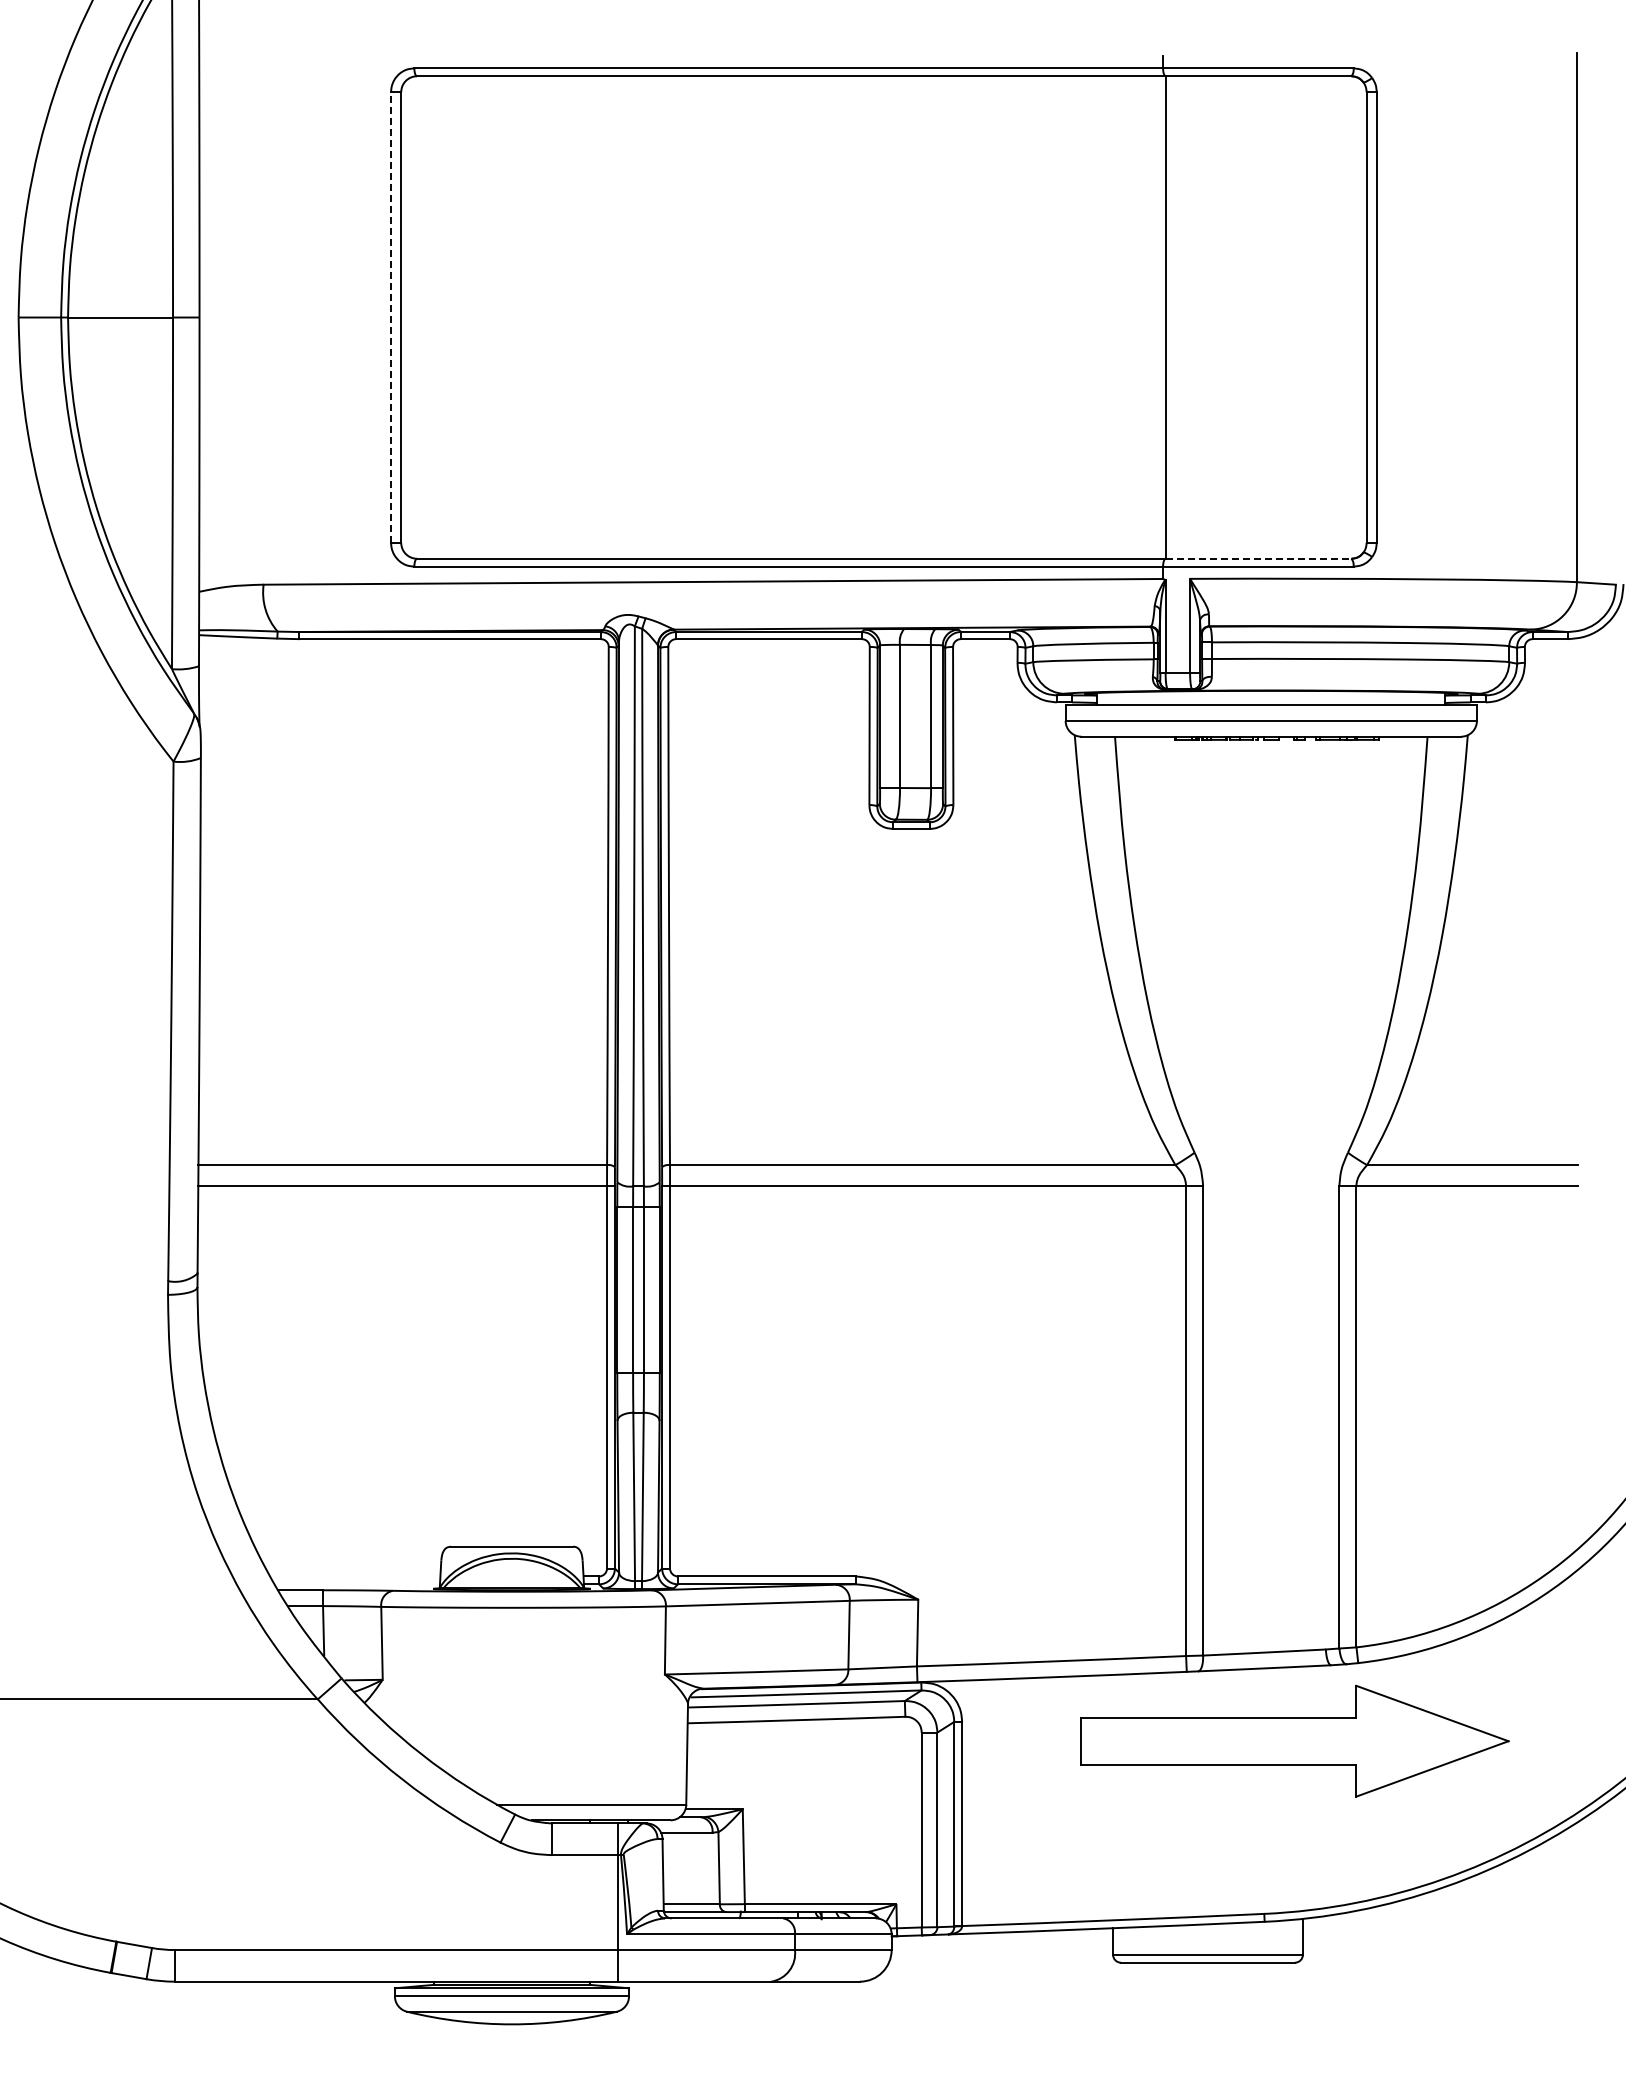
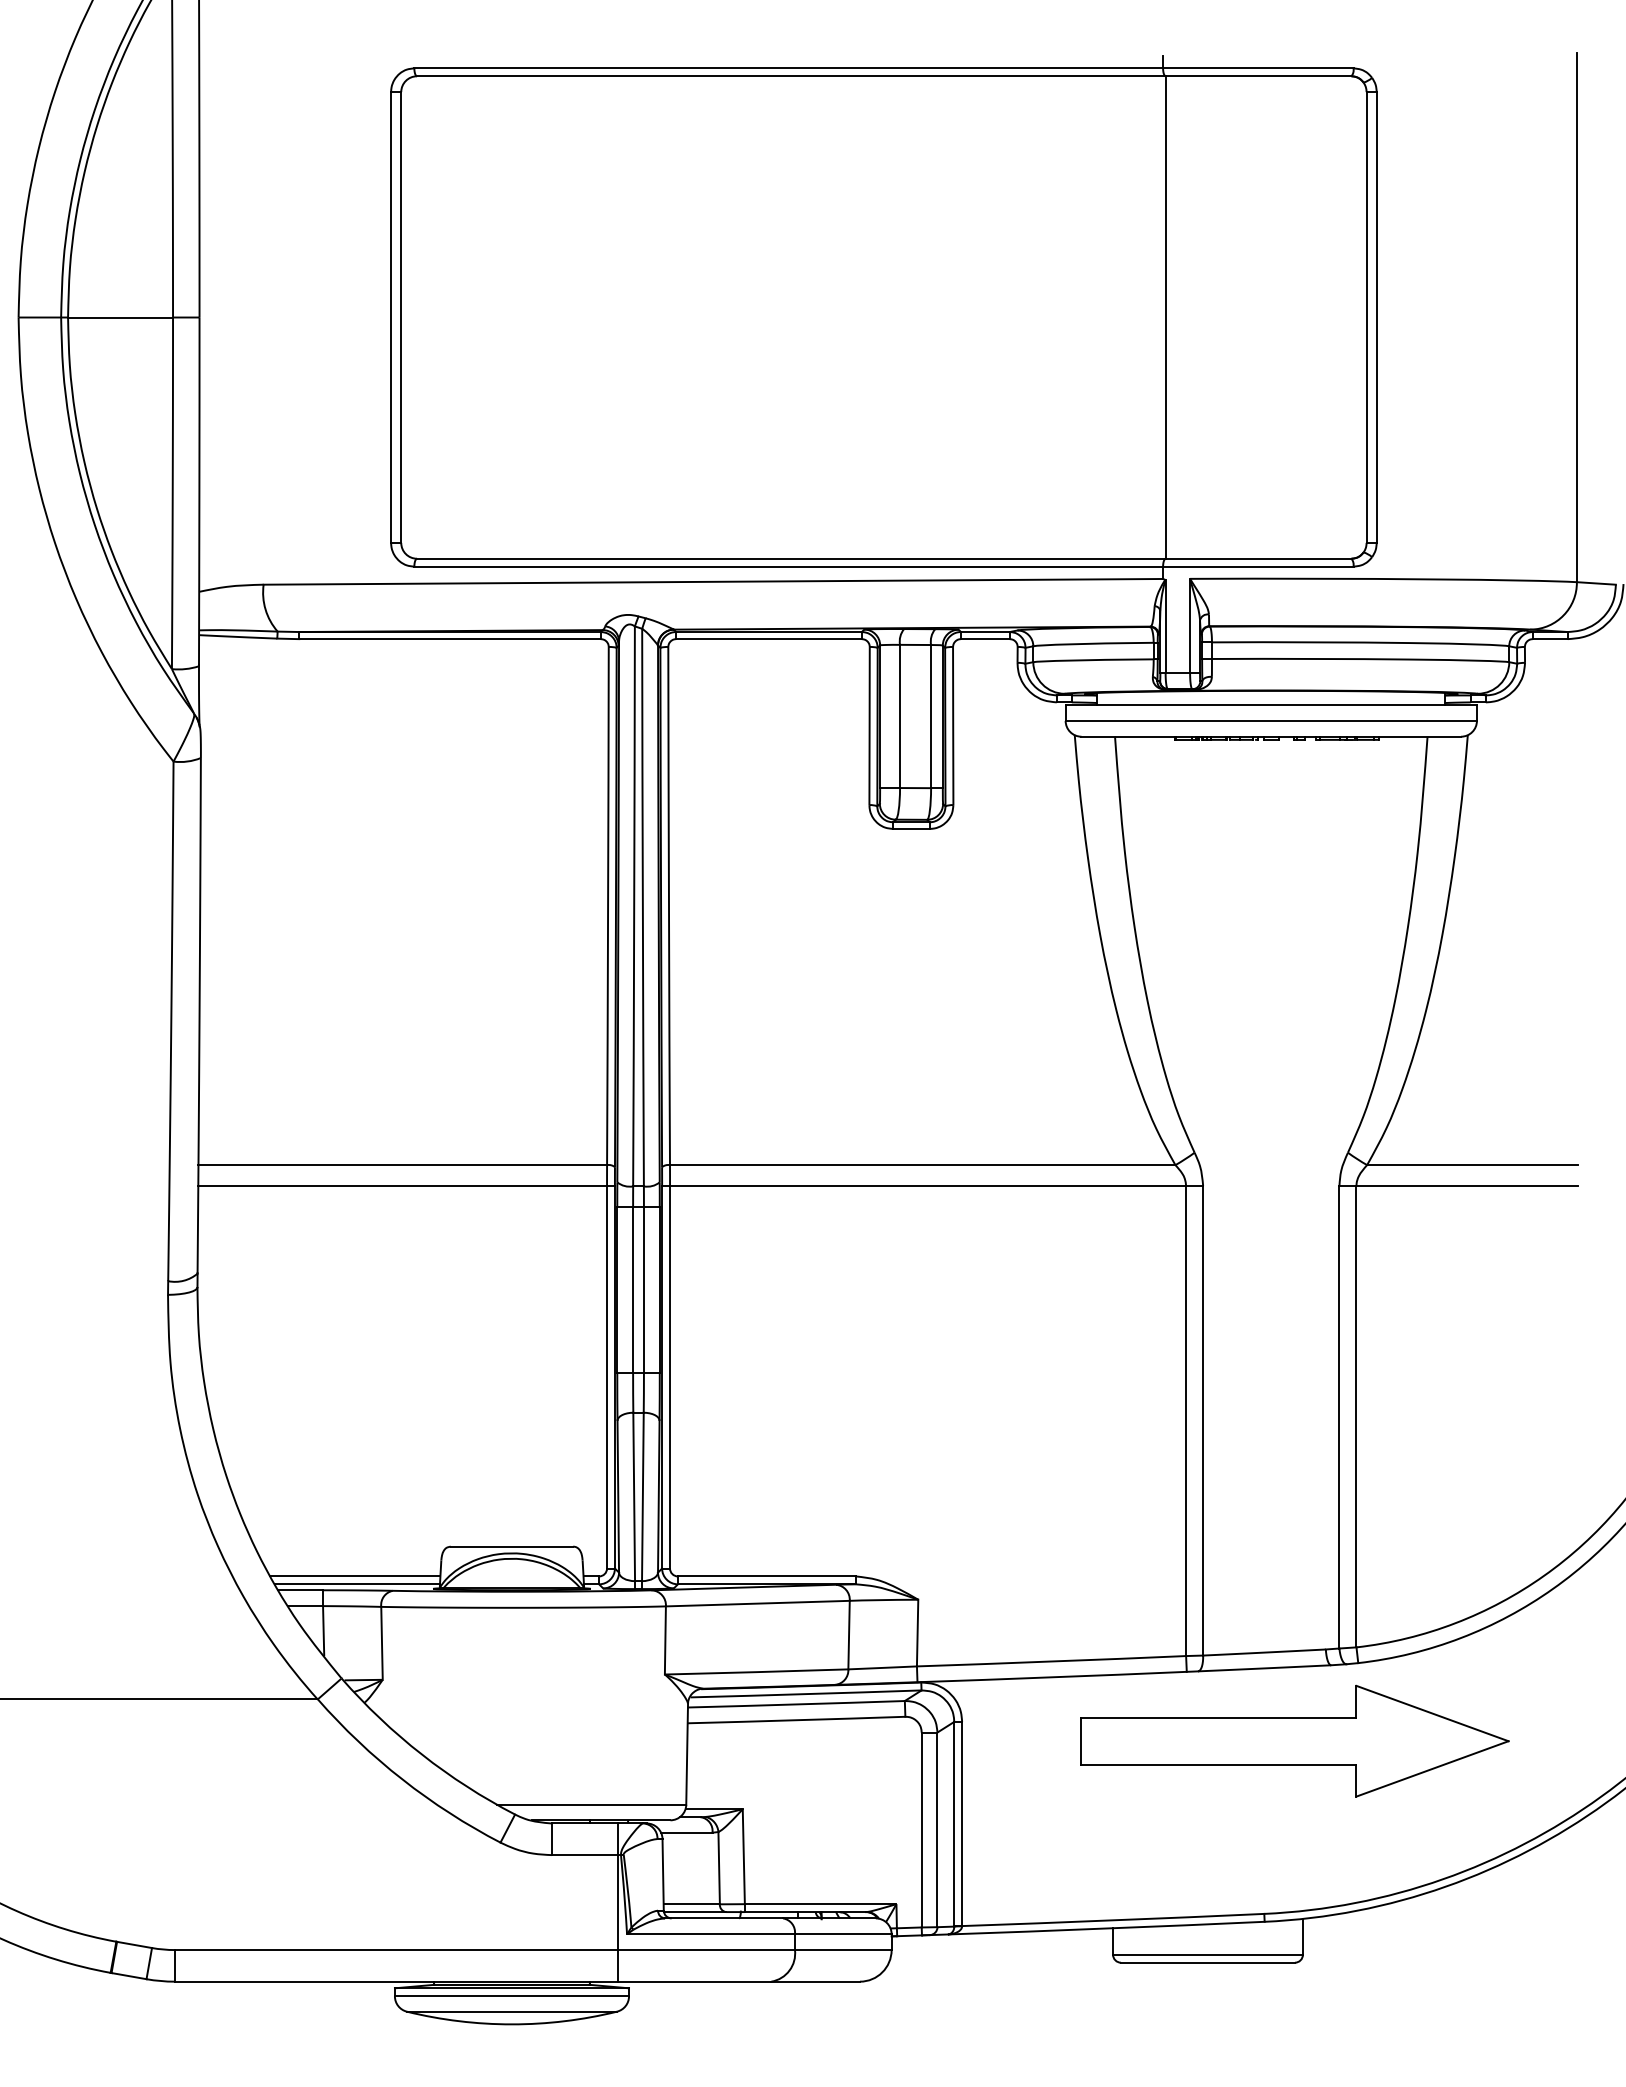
line: dashed -> solid (391, 317)
line: dashed -> solid (1258, 558)
line: none -> present (355, 1576)
line: none -> present (357, 1584)
